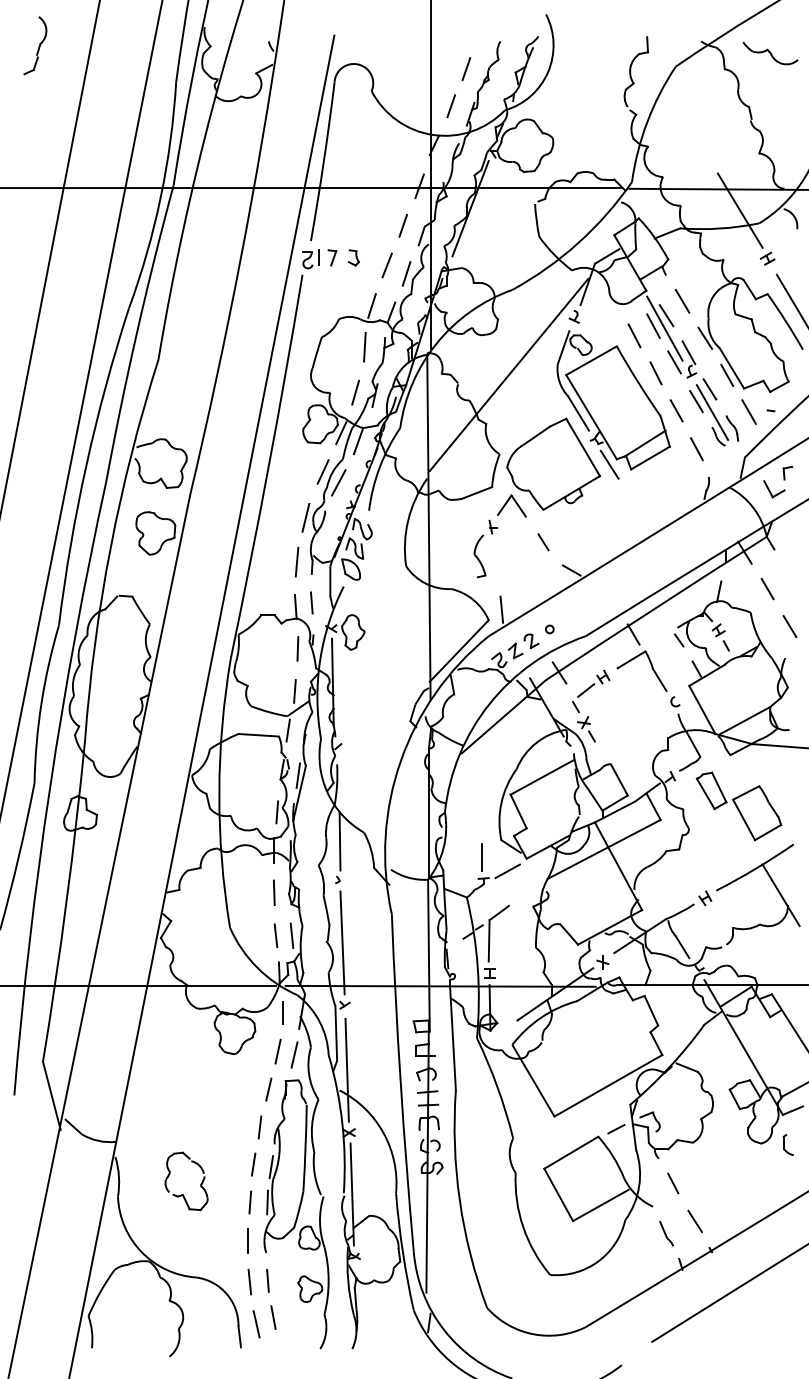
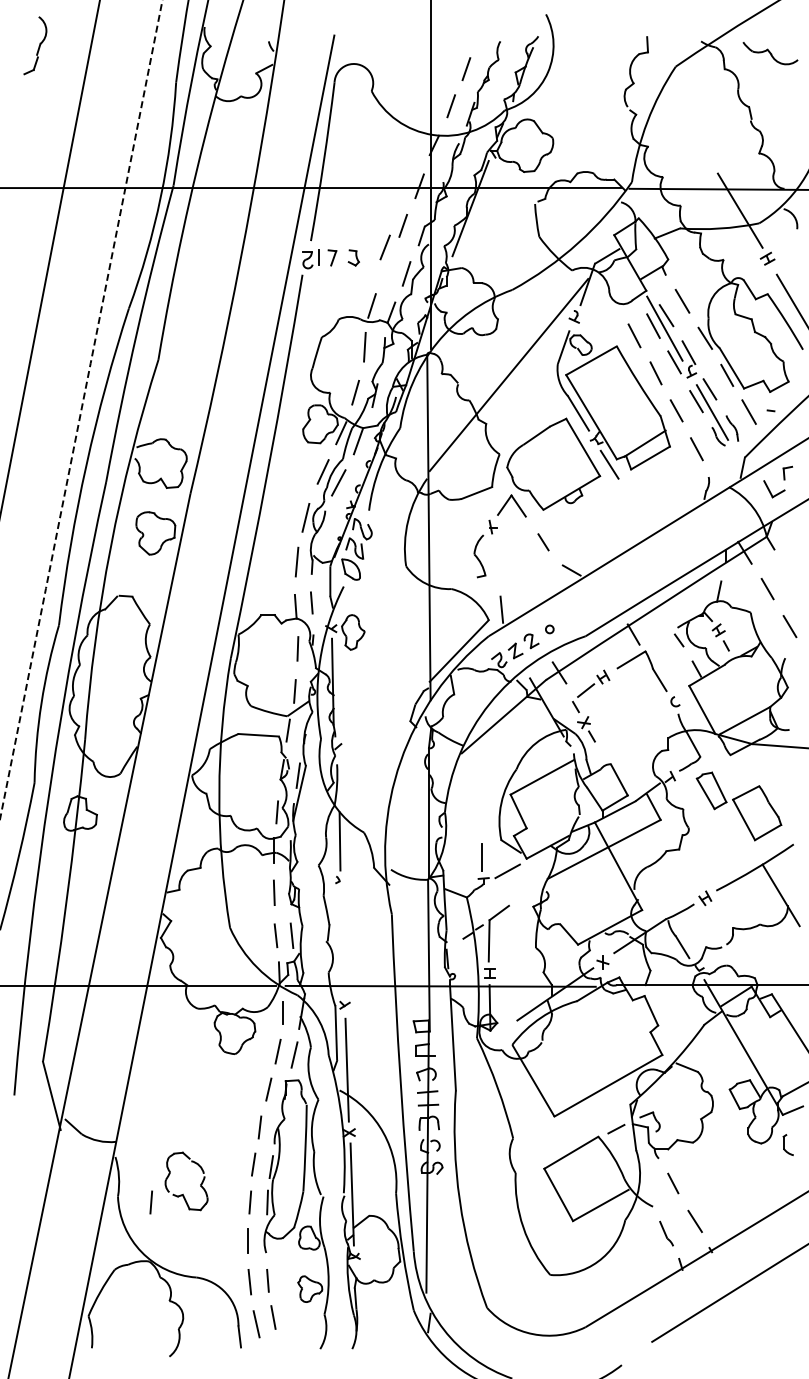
line position: (386, 265) -> (384, 247) (384, 247)
arc: solid -> dashed (81, 409)
line: present -> none (342, 942)
line: none -> present (150, 1202)
